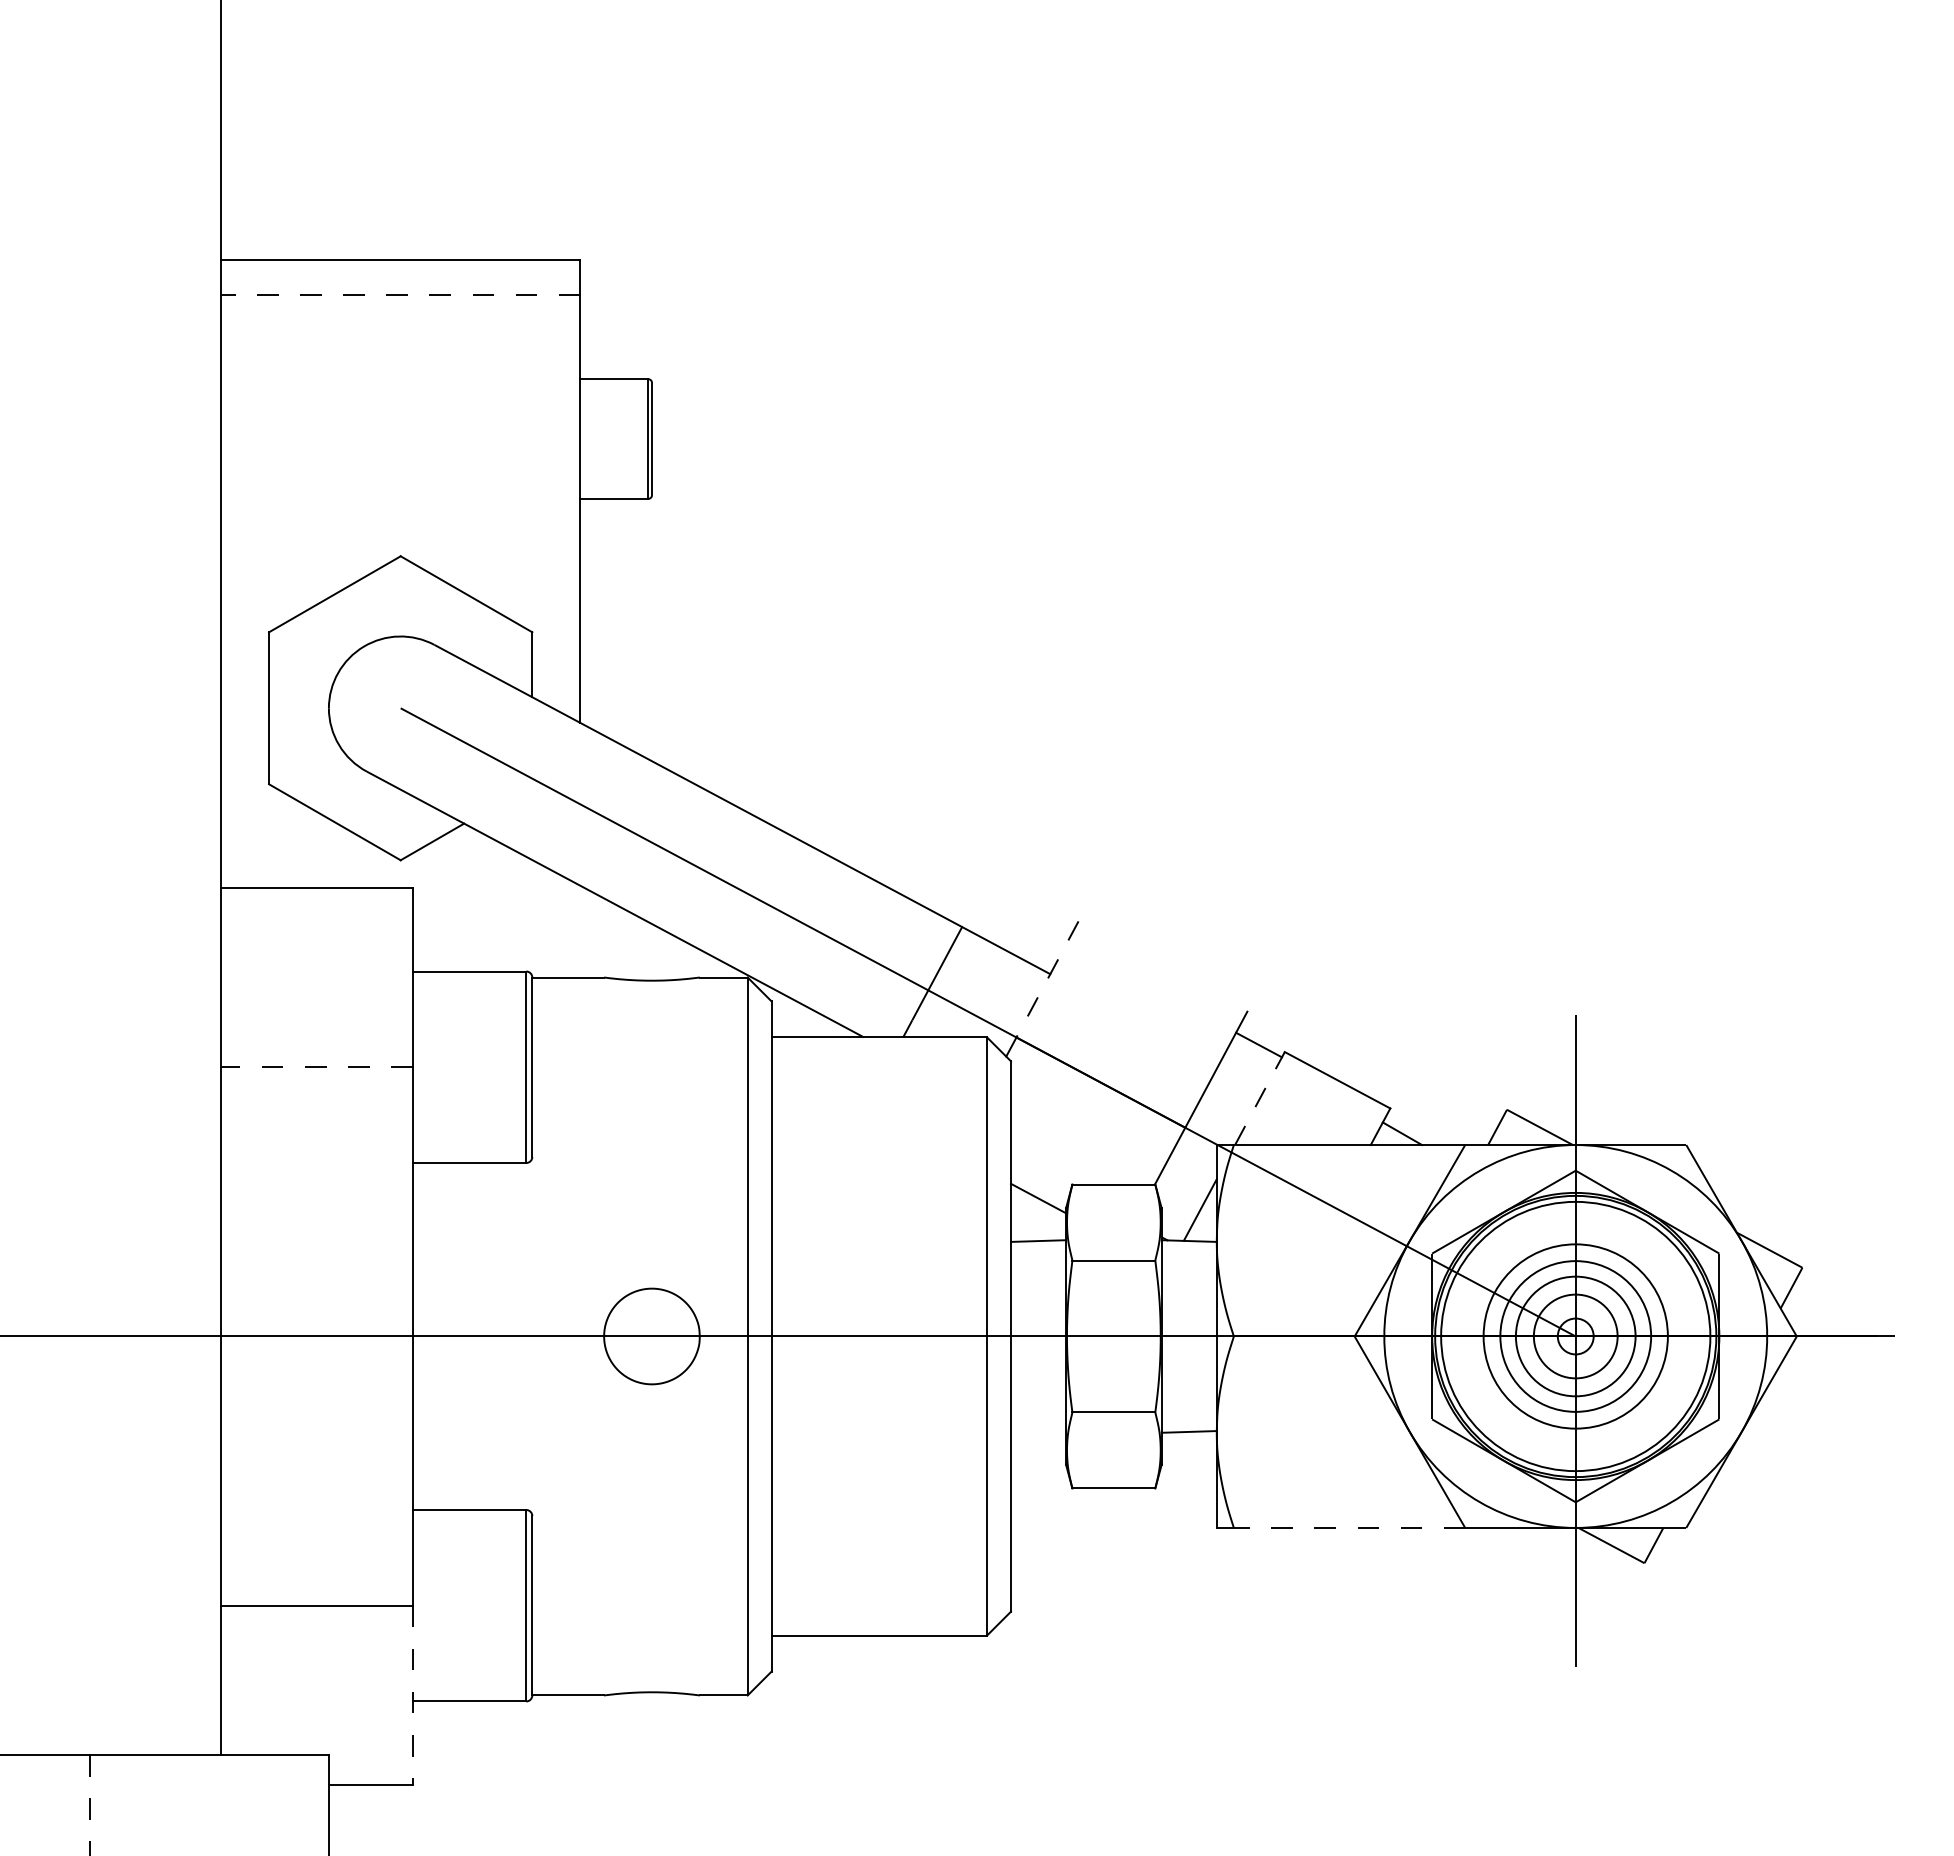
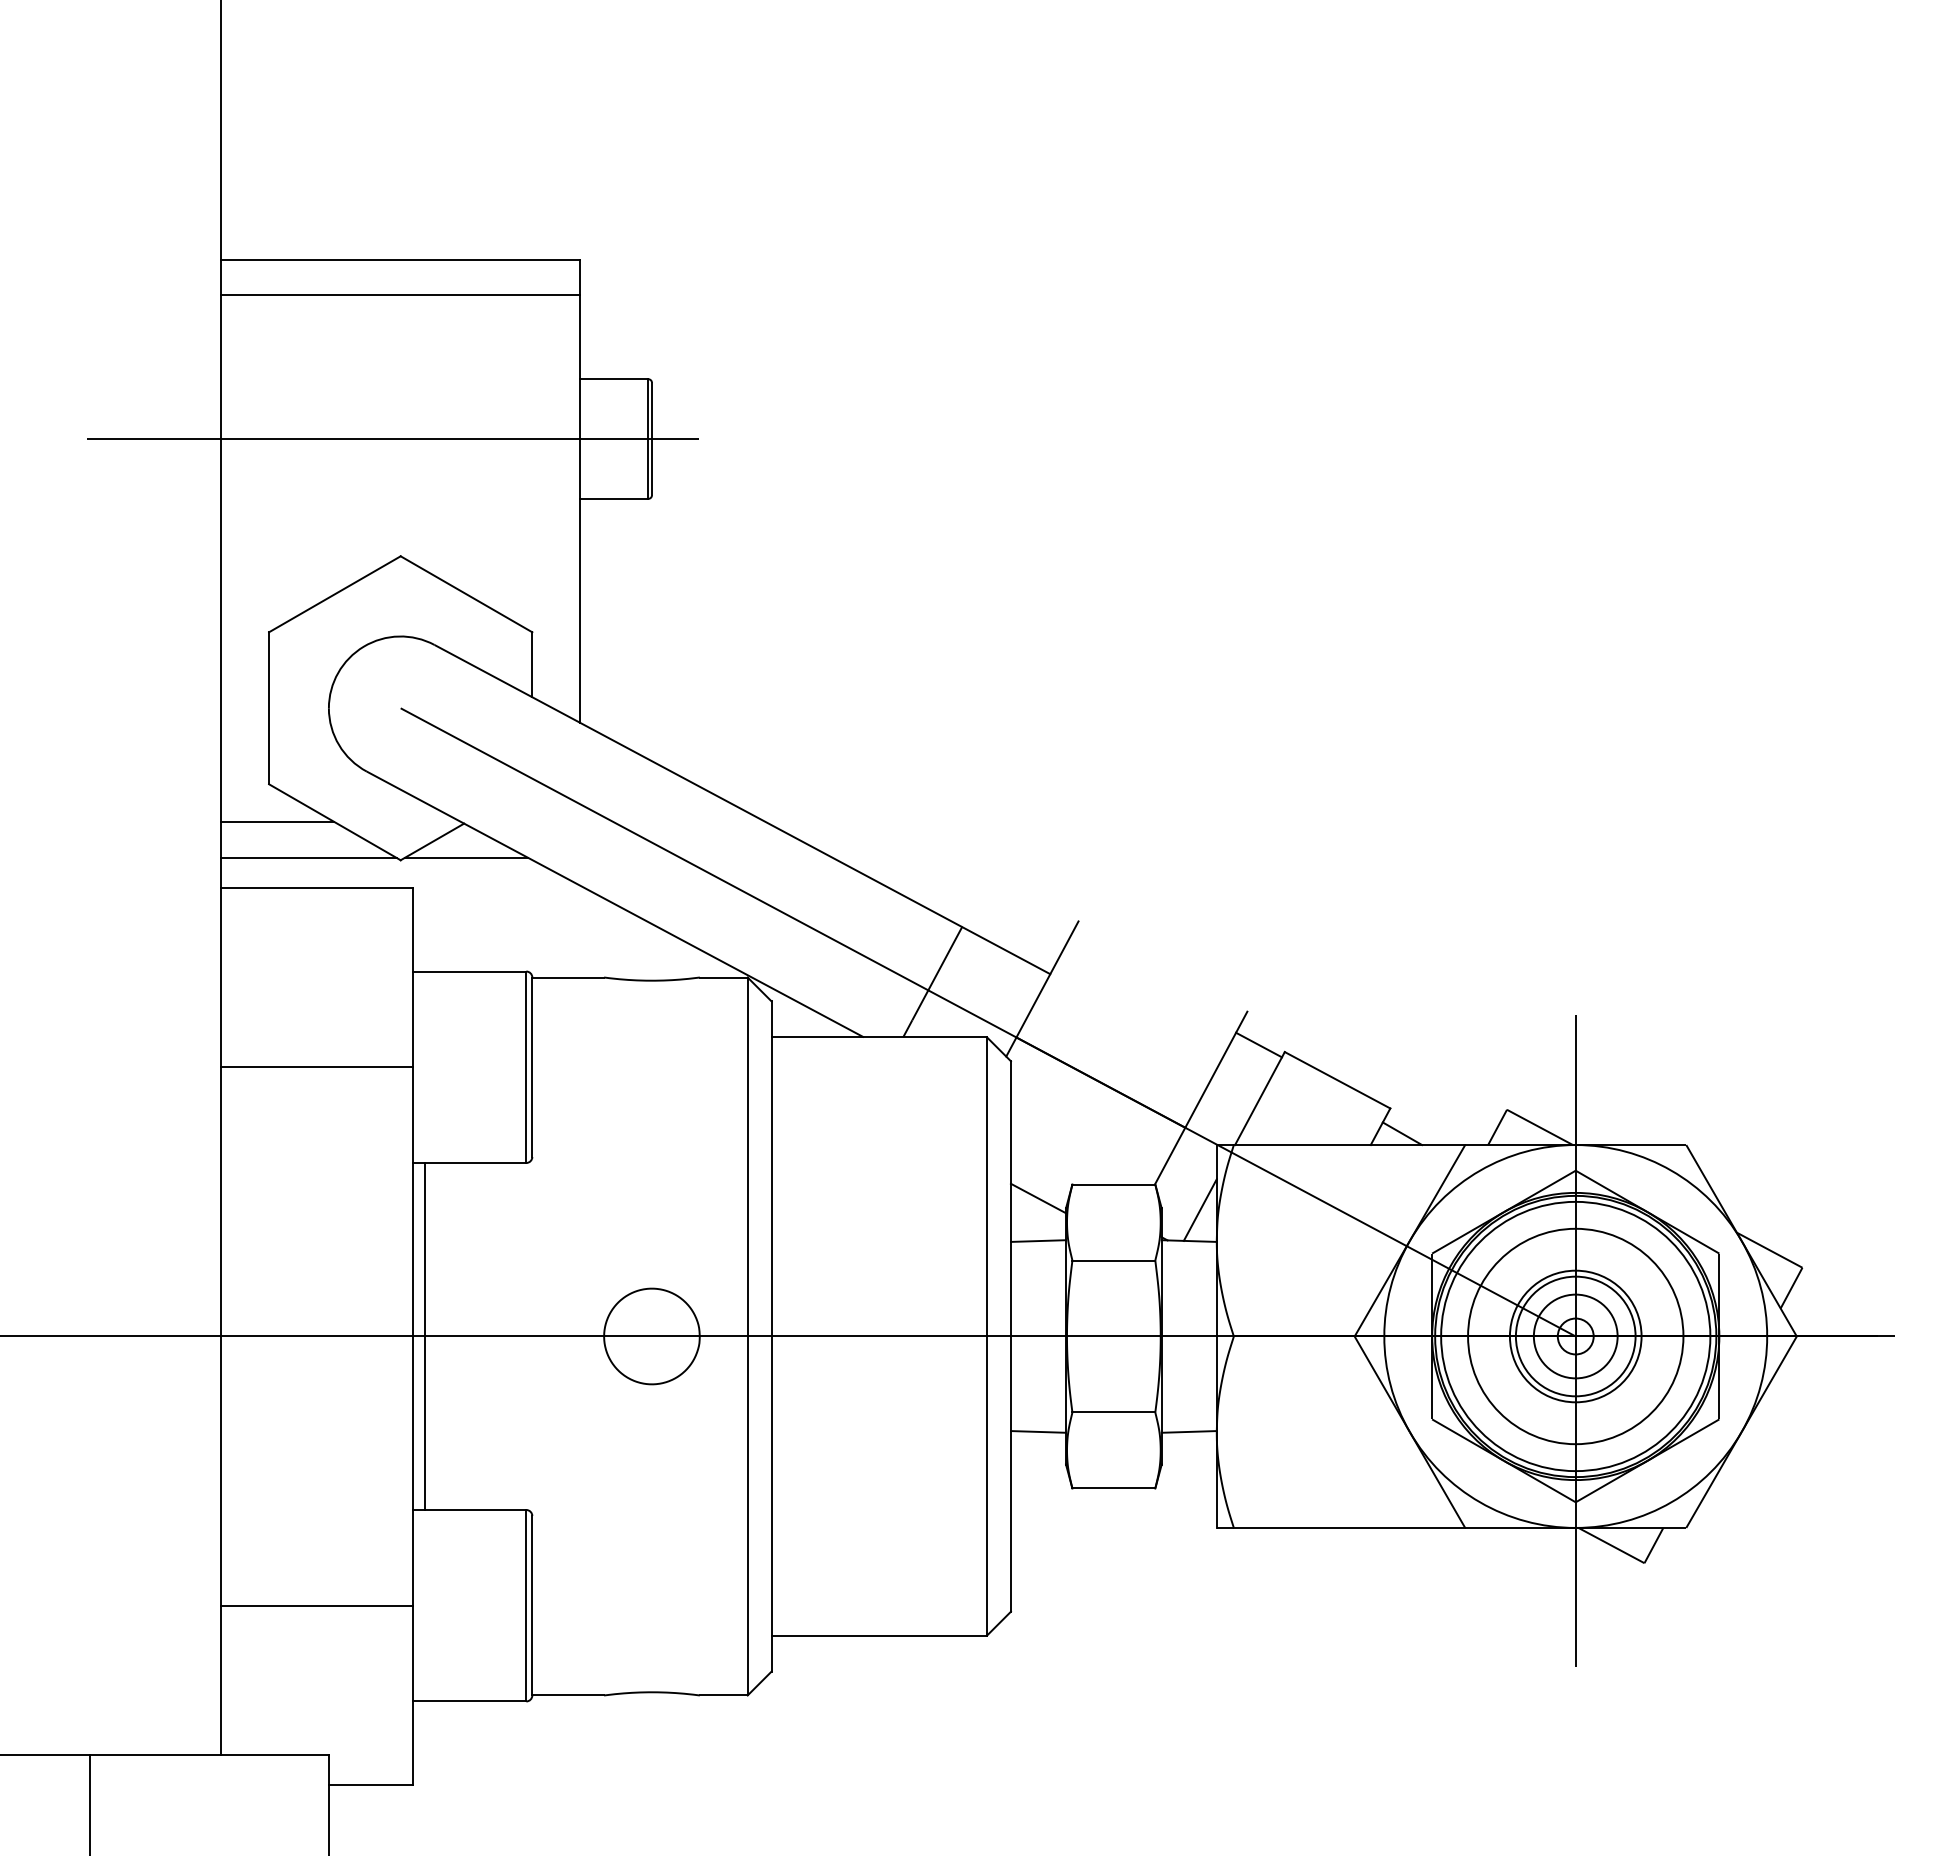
line: dashed -> solid (400, 295)
line: none -> present (393, 439)
line: none -> present (277, 821)
line: none -> present (308, 857)
line: none -> present (466, 857)
line: dashed -> solid (1047, 979)
line: dashed -> solid (316, 1067)
line: dashed -> solid (1259, 1098)
line: none -> present (424, 1336)
circle diameter: 151 px -> 215 px (1575, 1336)
circle diameter: 184 px -> 132 px (1575, 1336)
line: none -> present (1038, 1431)
line: dashed -> solid (1349, 1527)
line: dashed -> solid (412, 1695)
line: dashed -> solid (89, 1805)
